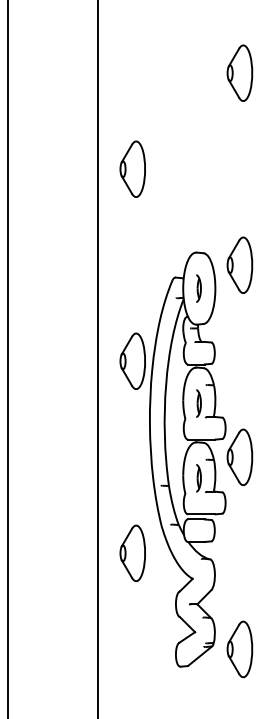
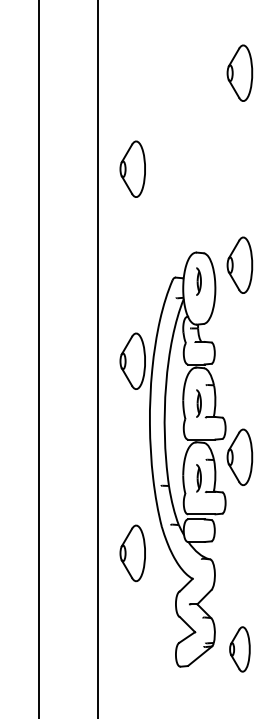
part position: (198, 288) -> (198, 281) (198, 281)
line position: (8, 358) -> (39, 358) (39, 358)
part size: 28x59 px -> 22x47 px (239, 649)
